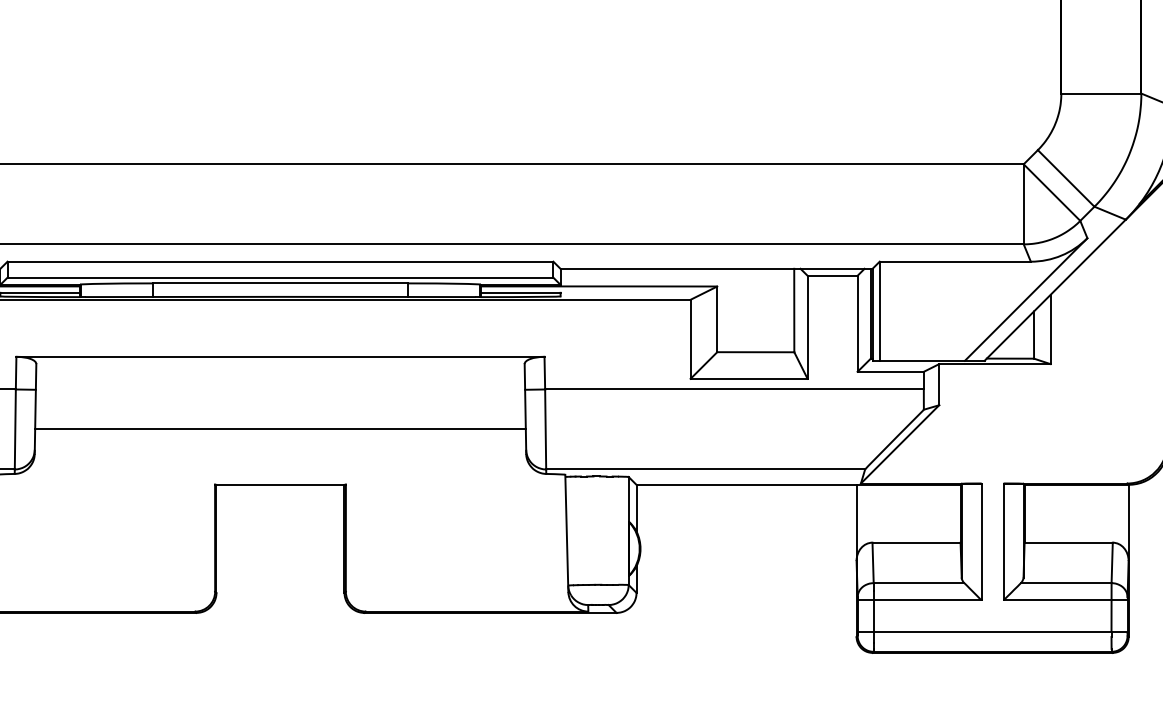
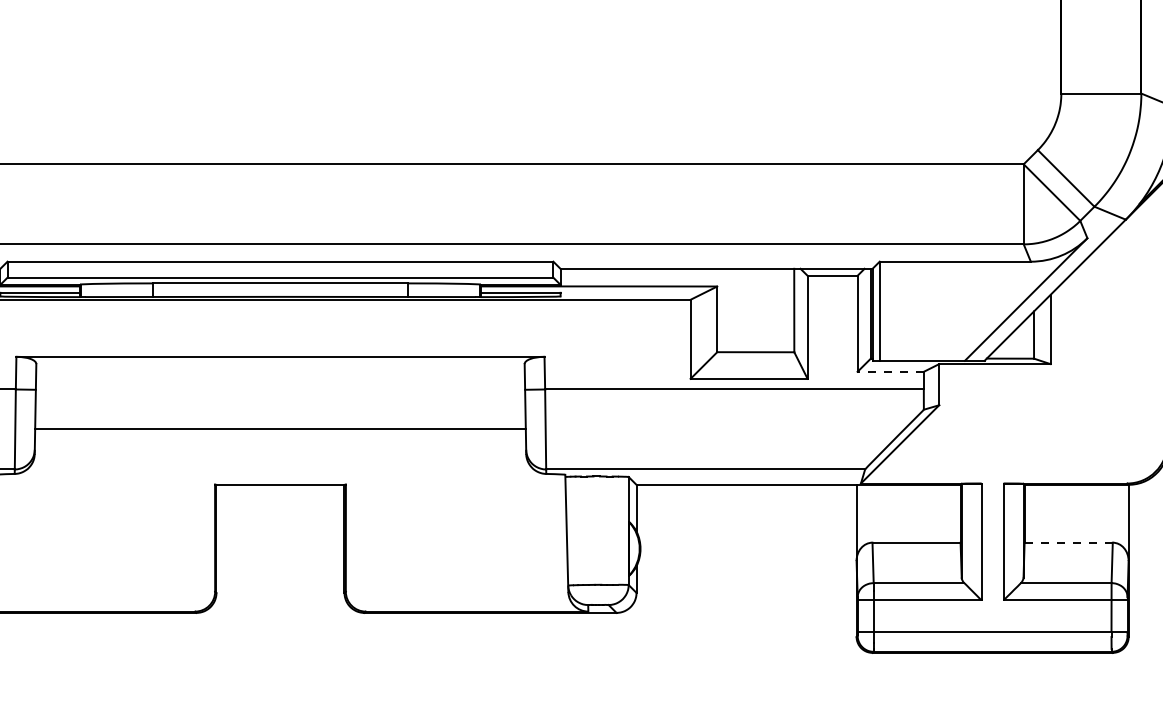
line: solid -> dashed (890, 371)
line: solid -> dashed (1069, 542)
